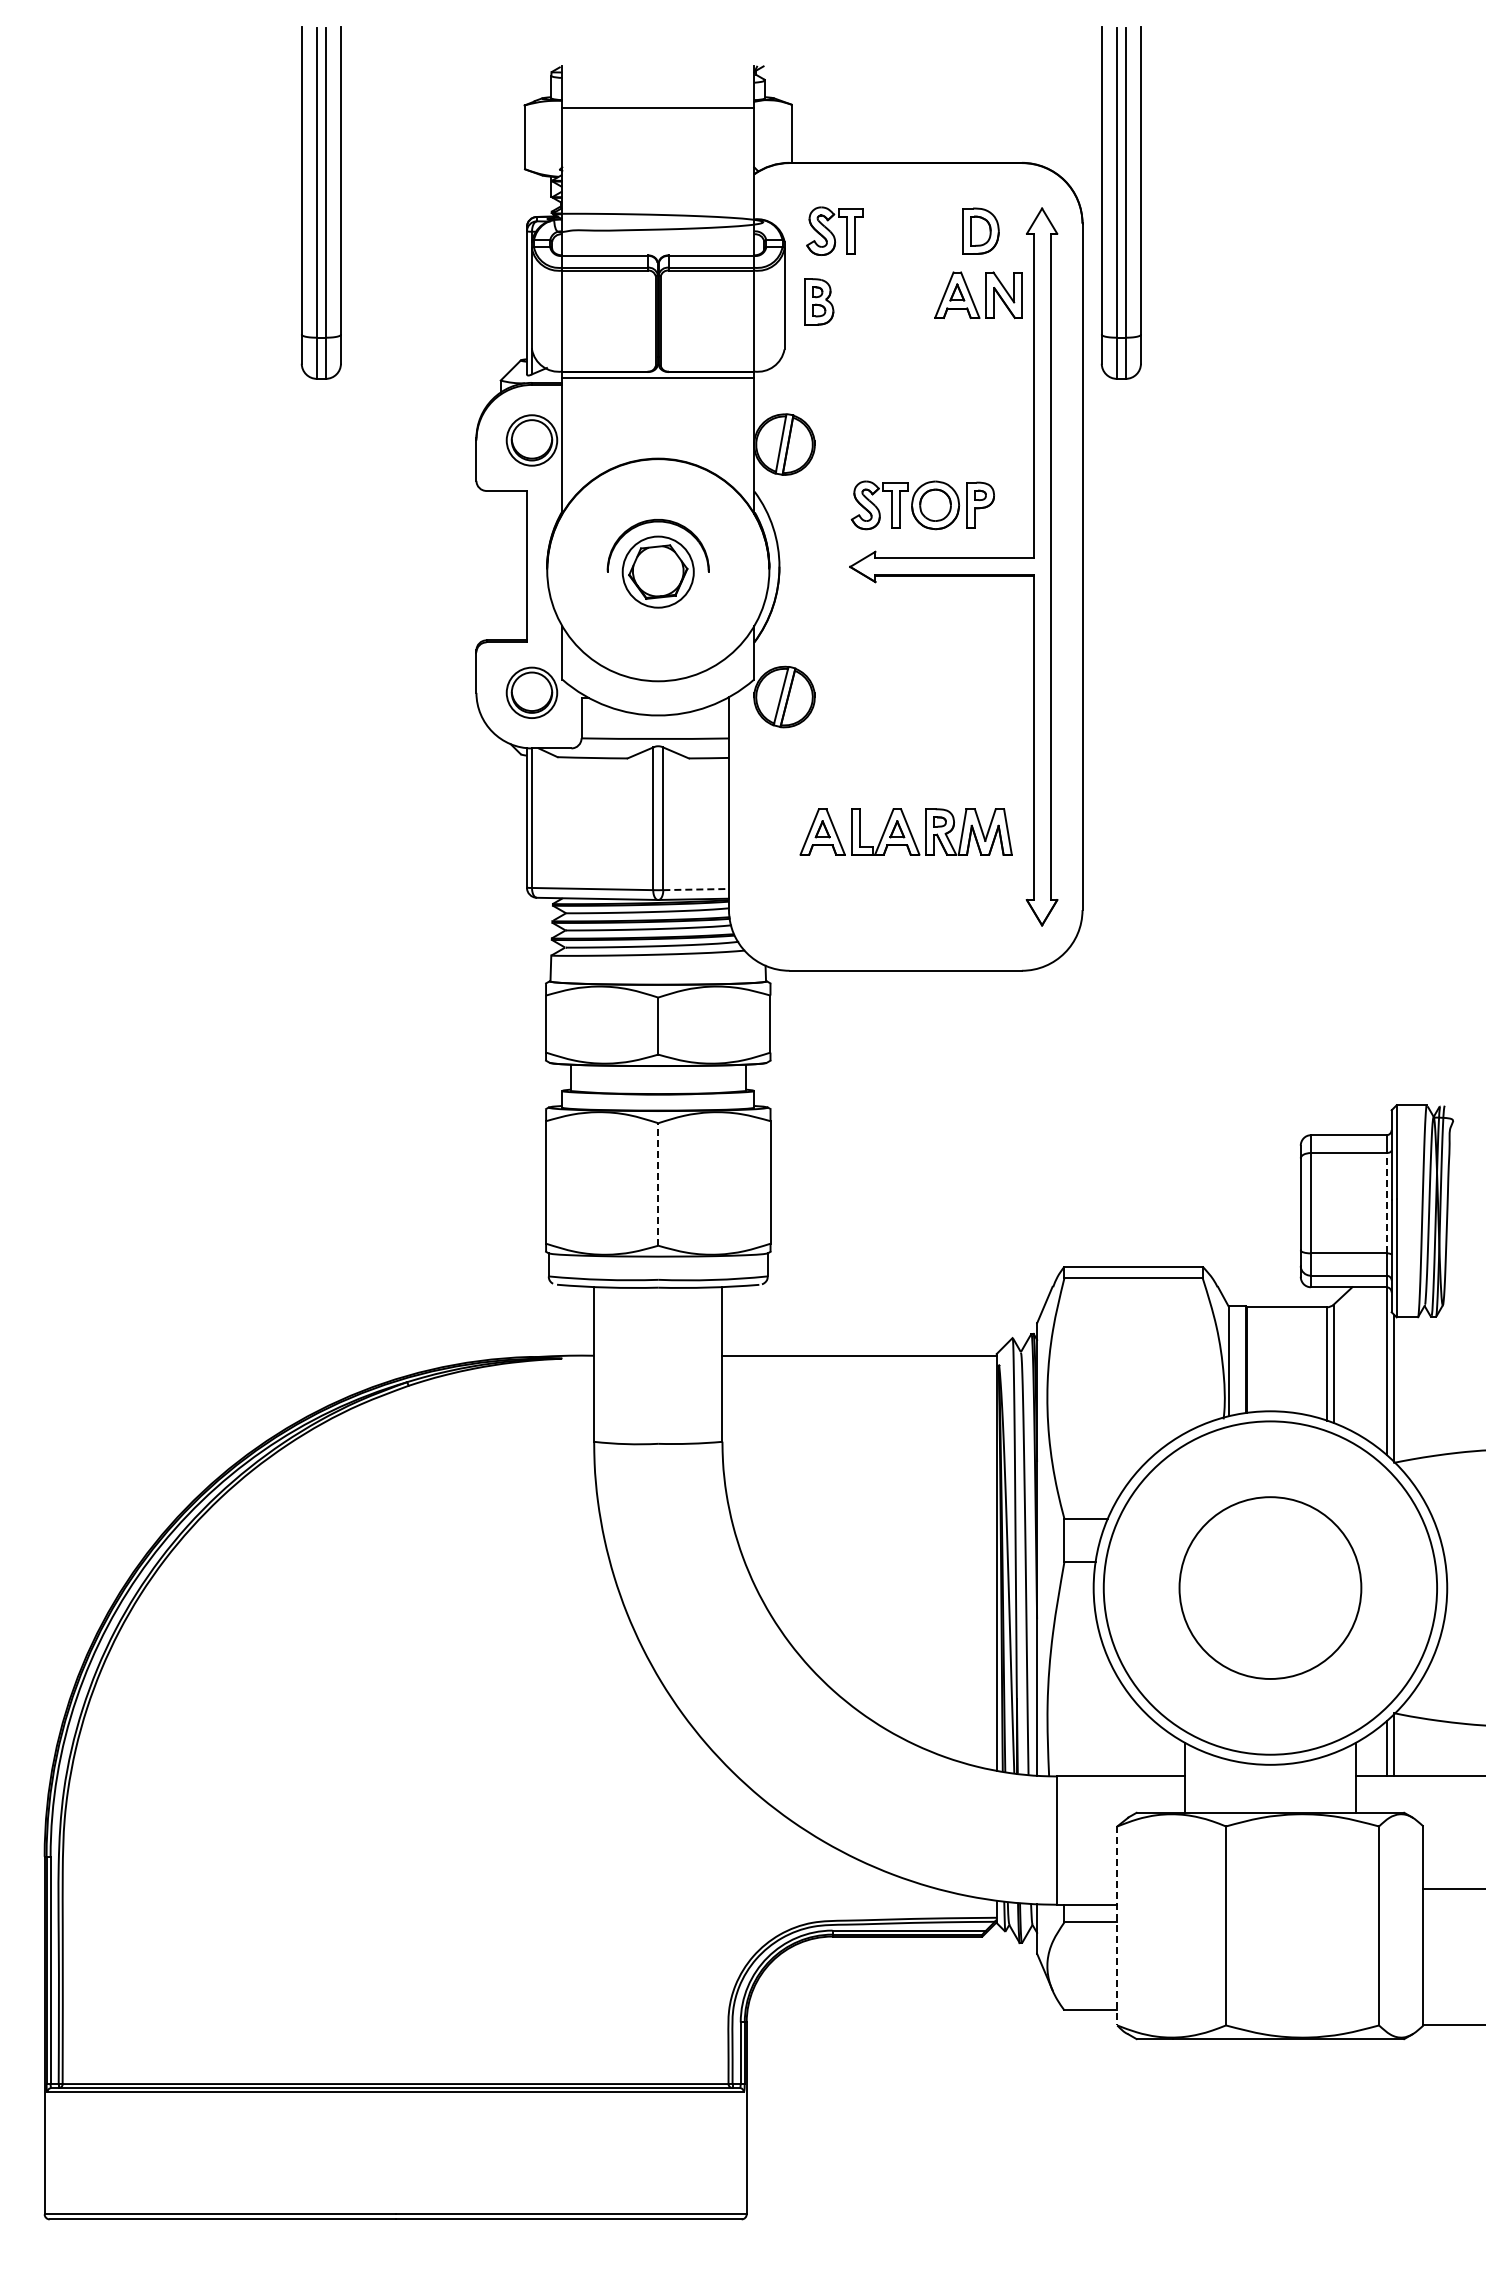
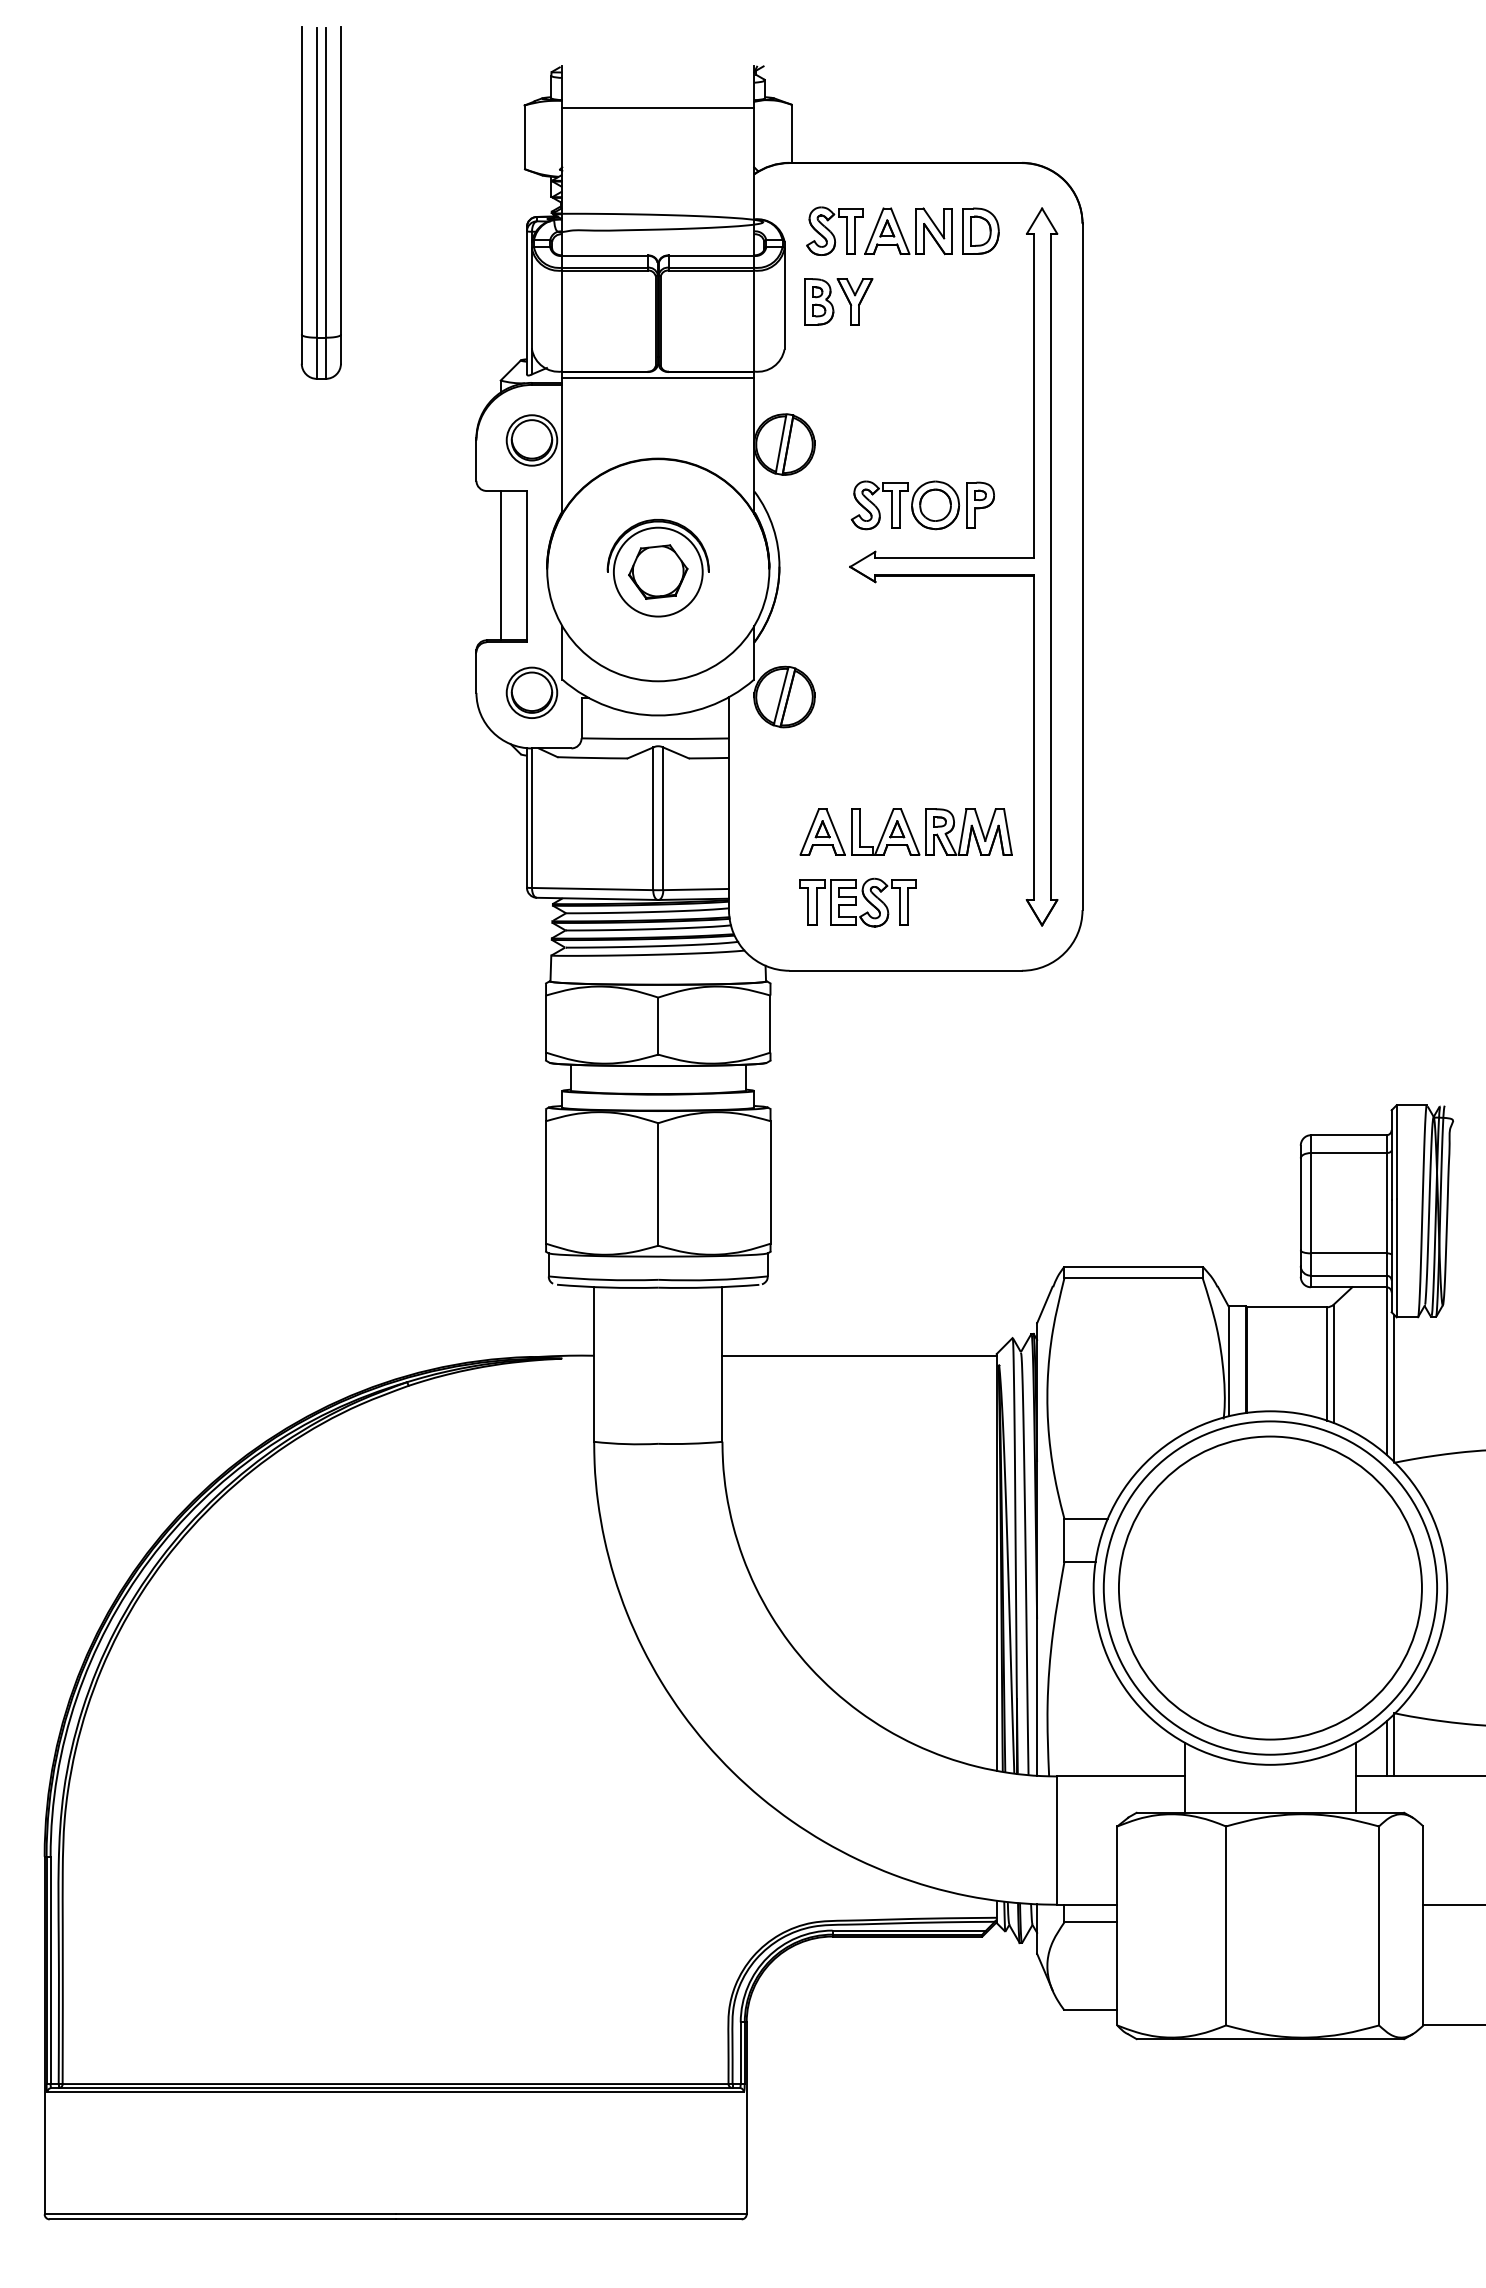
part: present -> none (1120, 202)
part position: (972, 297) -> (902, 233) (902, 233)
part: none -> present (854, 301)
line: none -> present (500, 565)
circle diameter: 71 px -> 89 px (657, 571)
line: dashed -> solid (696, 889)
part: none -> present (857, 902)
line: dashed -> solid (658, 1183)
line: dashed -> solid (1386, 1202)
circle diameter: 182 px -> 303 px (1269, 1587)
line position: (1452, 1888) -> (1452, 1904) (1452, 1904)
line: dashed -> solid (1117, 1926)
